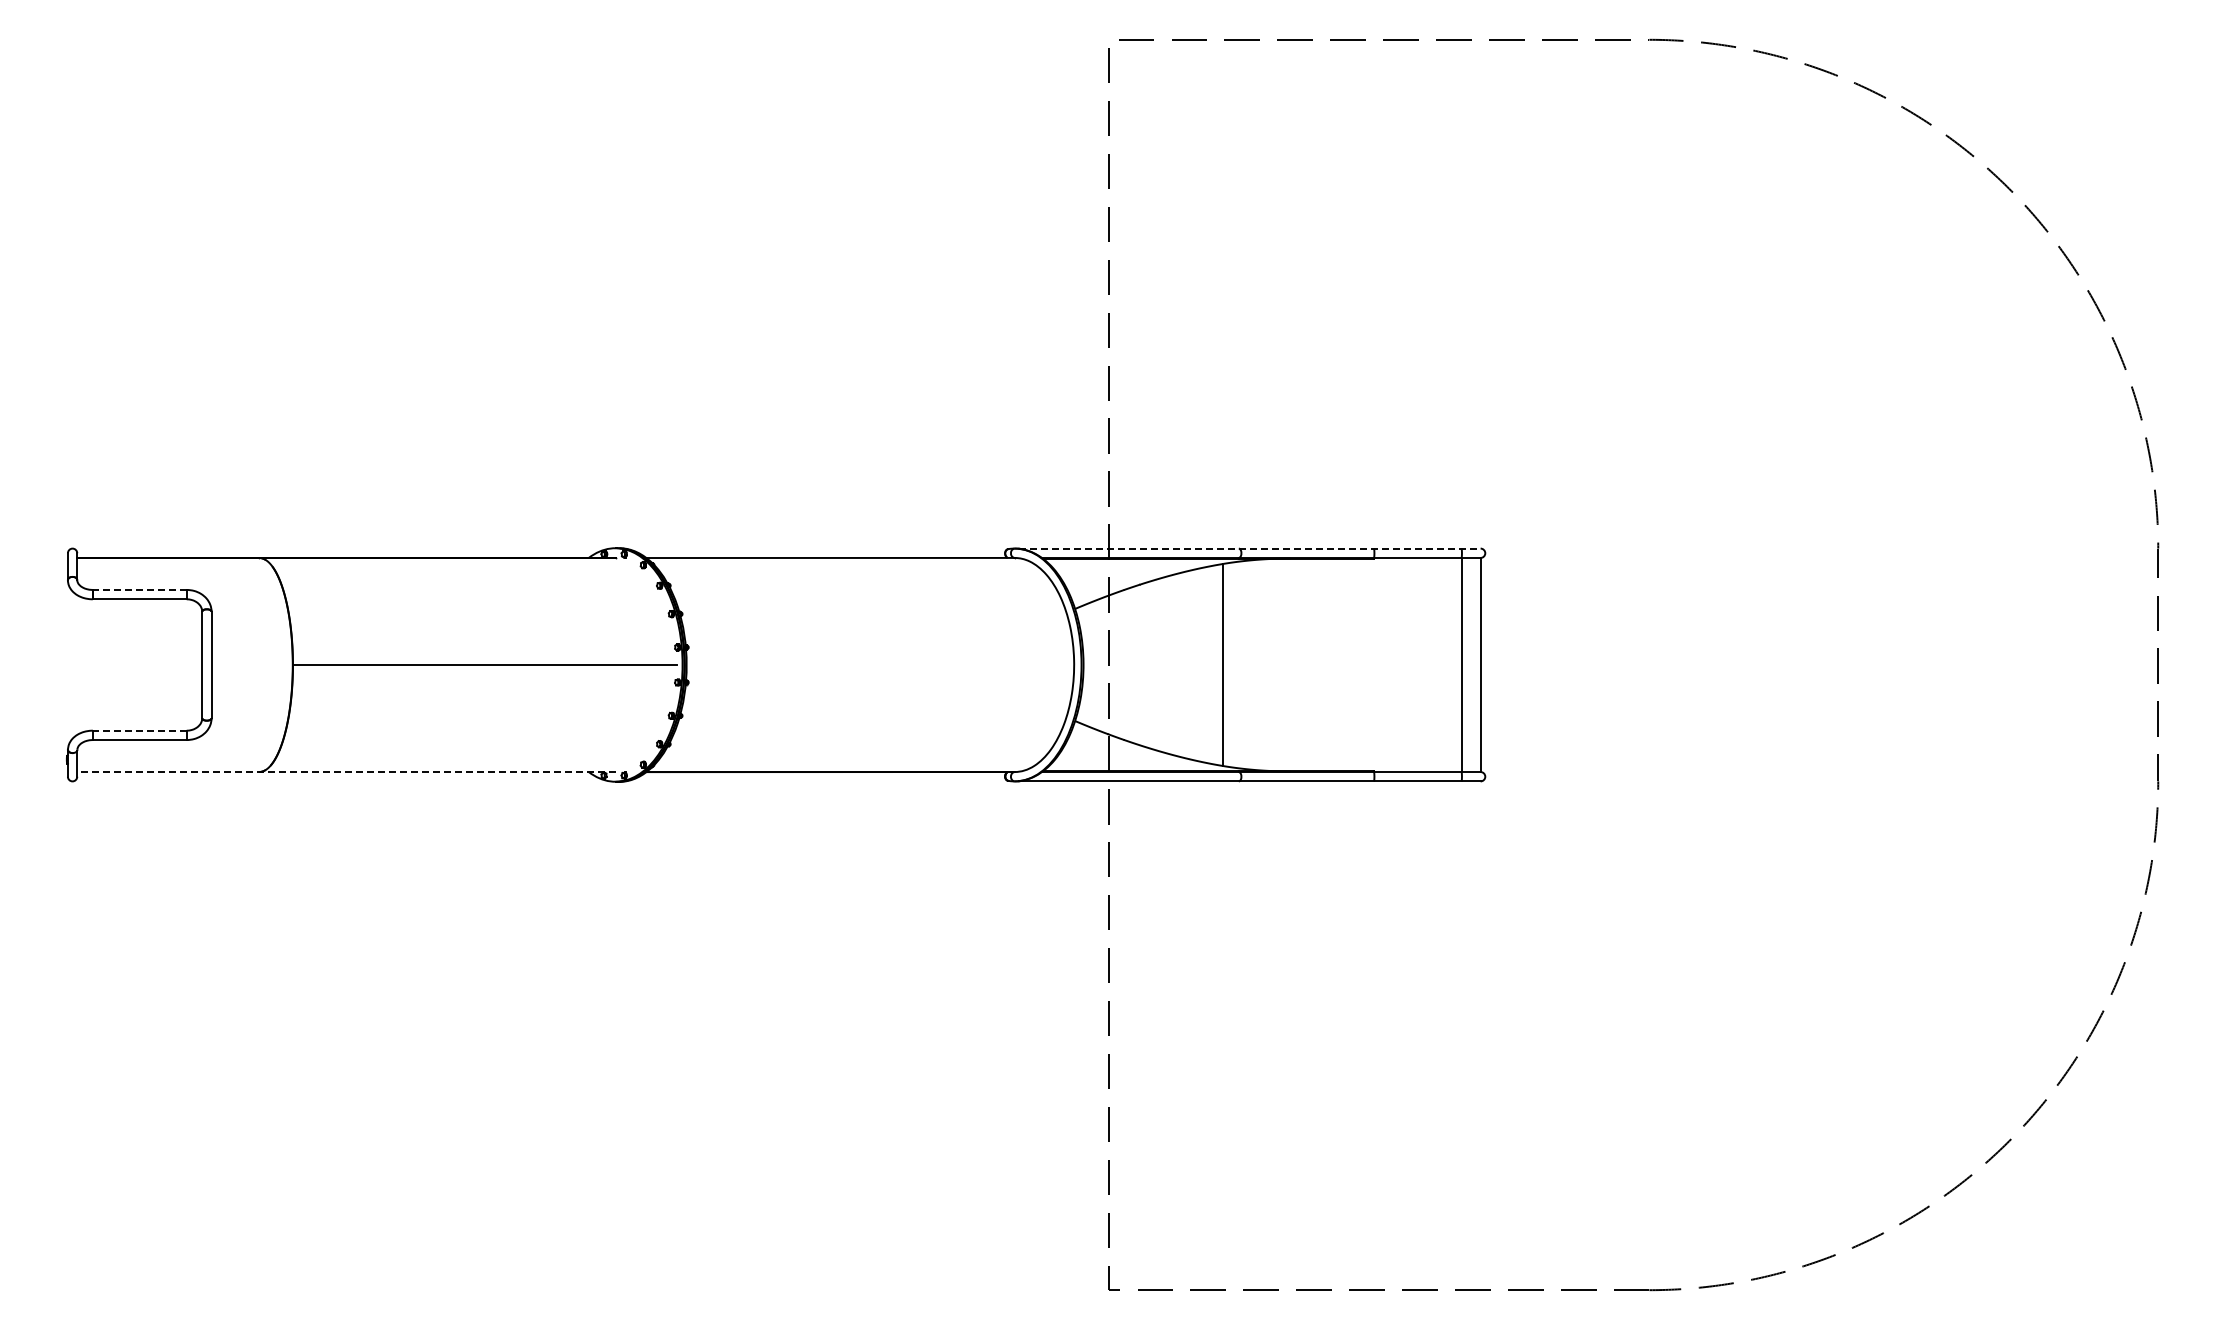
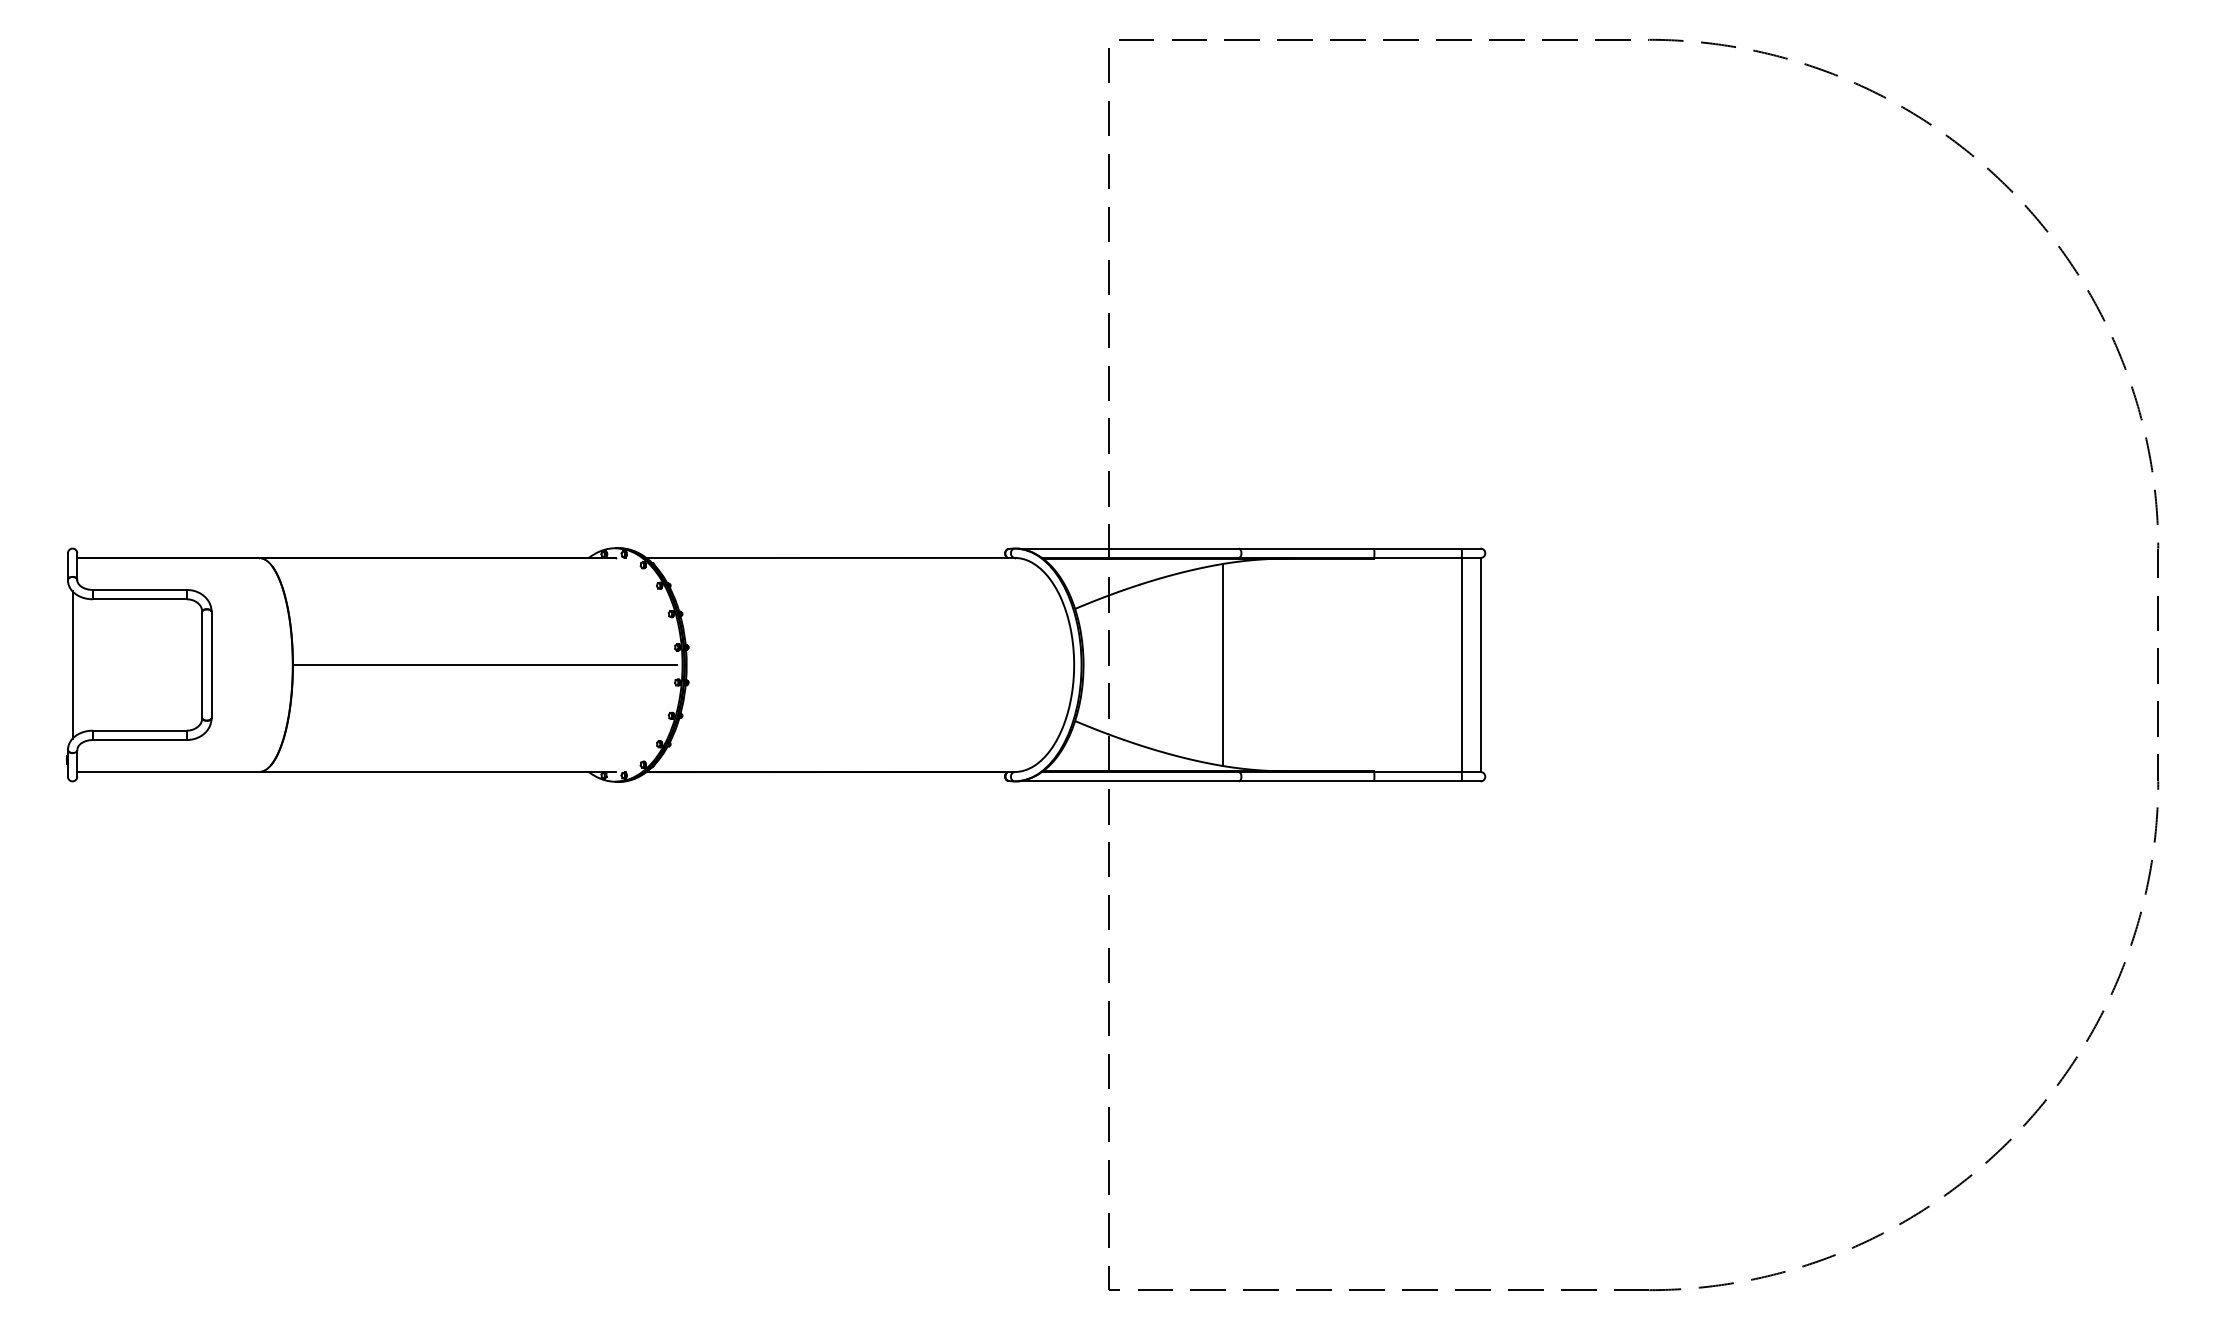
line: dashed -> solid (1249, 548)
line: dashed -> solid (139, 589)
line: none -> present (72, 664)
line: dashed -> solid (139, 730)
line: dashed -> solid (345, 772)
